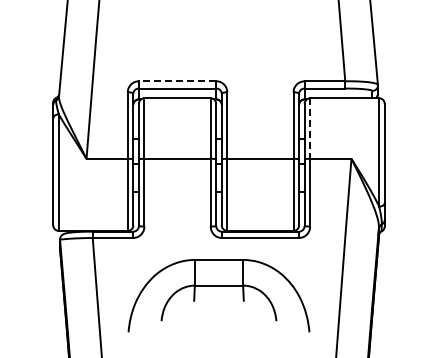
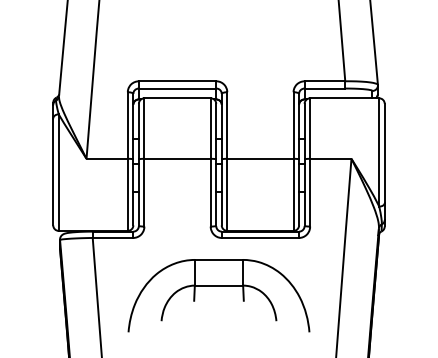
line: dashed -> solid (177, 81)
line: dashed -> solid (310, 129)
